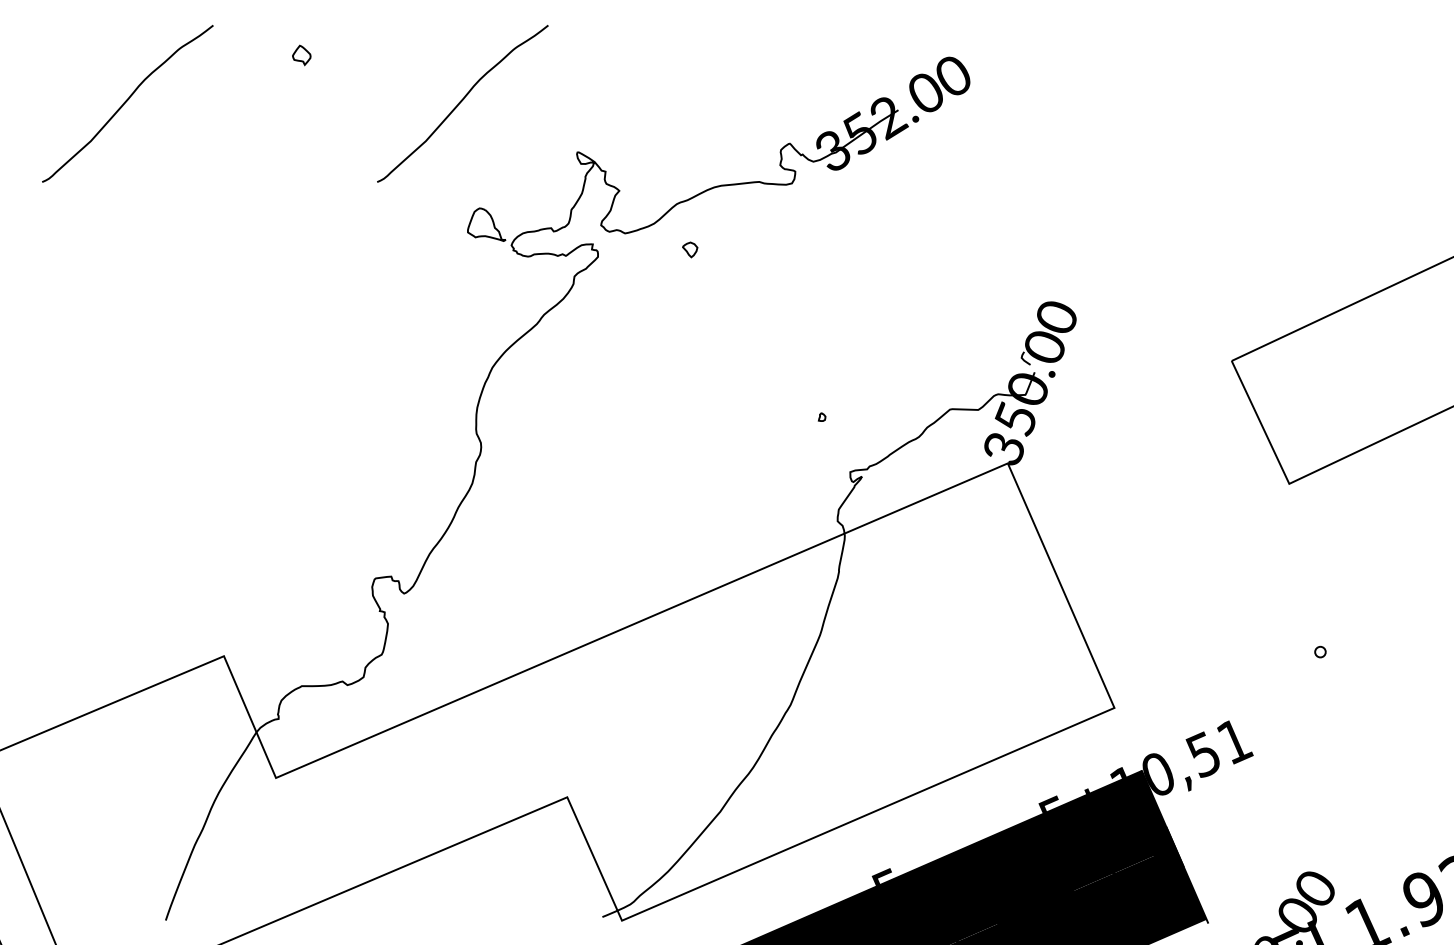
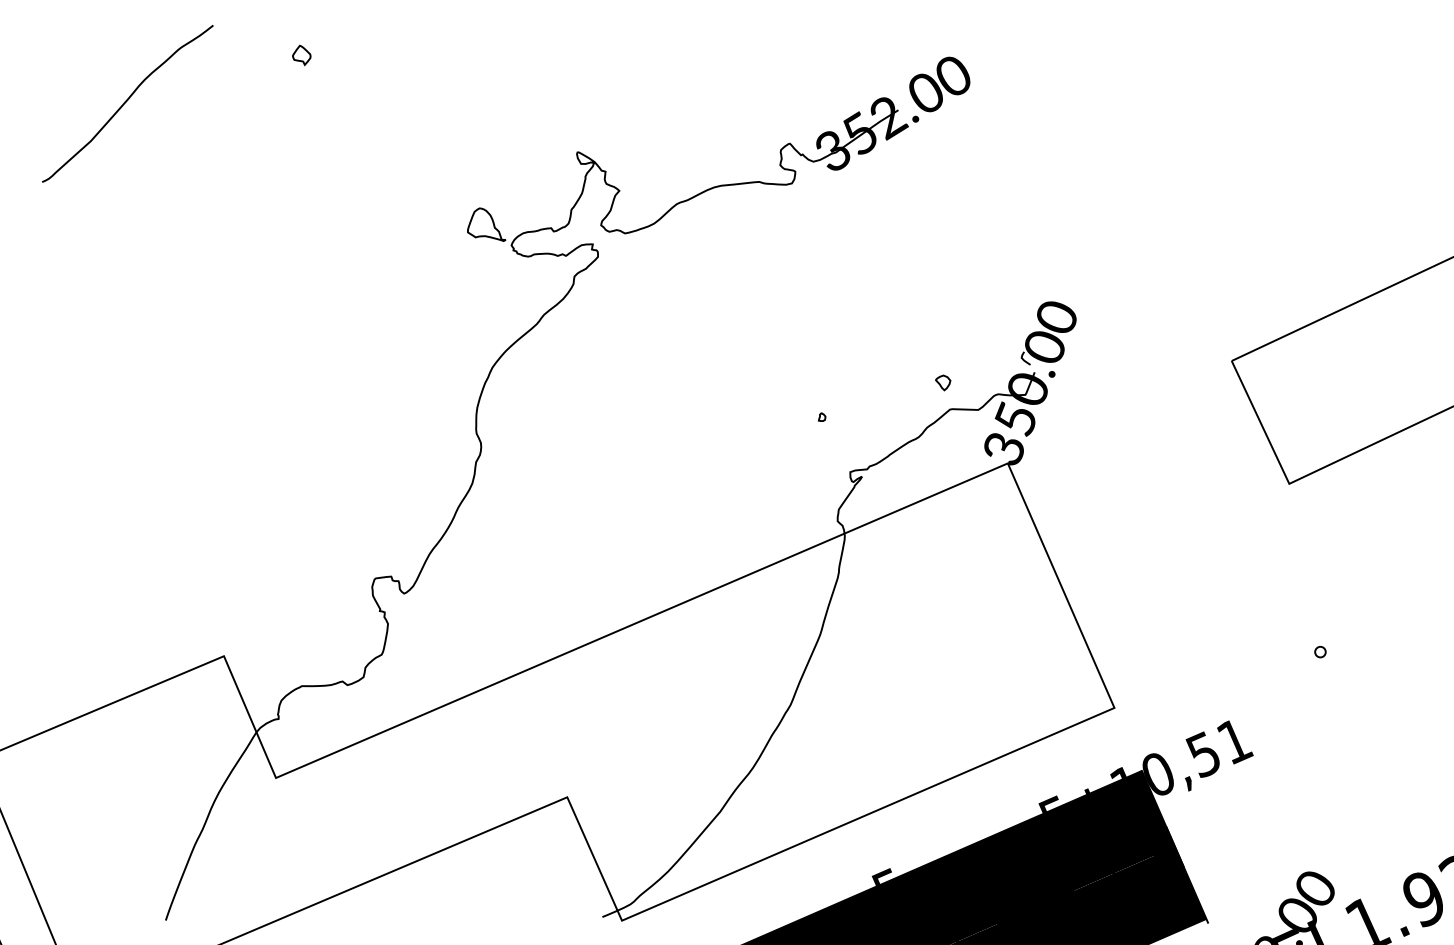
curve: present -> none (461, 102)
part position: (690, 249) -> (943, 382) (943, 382)
